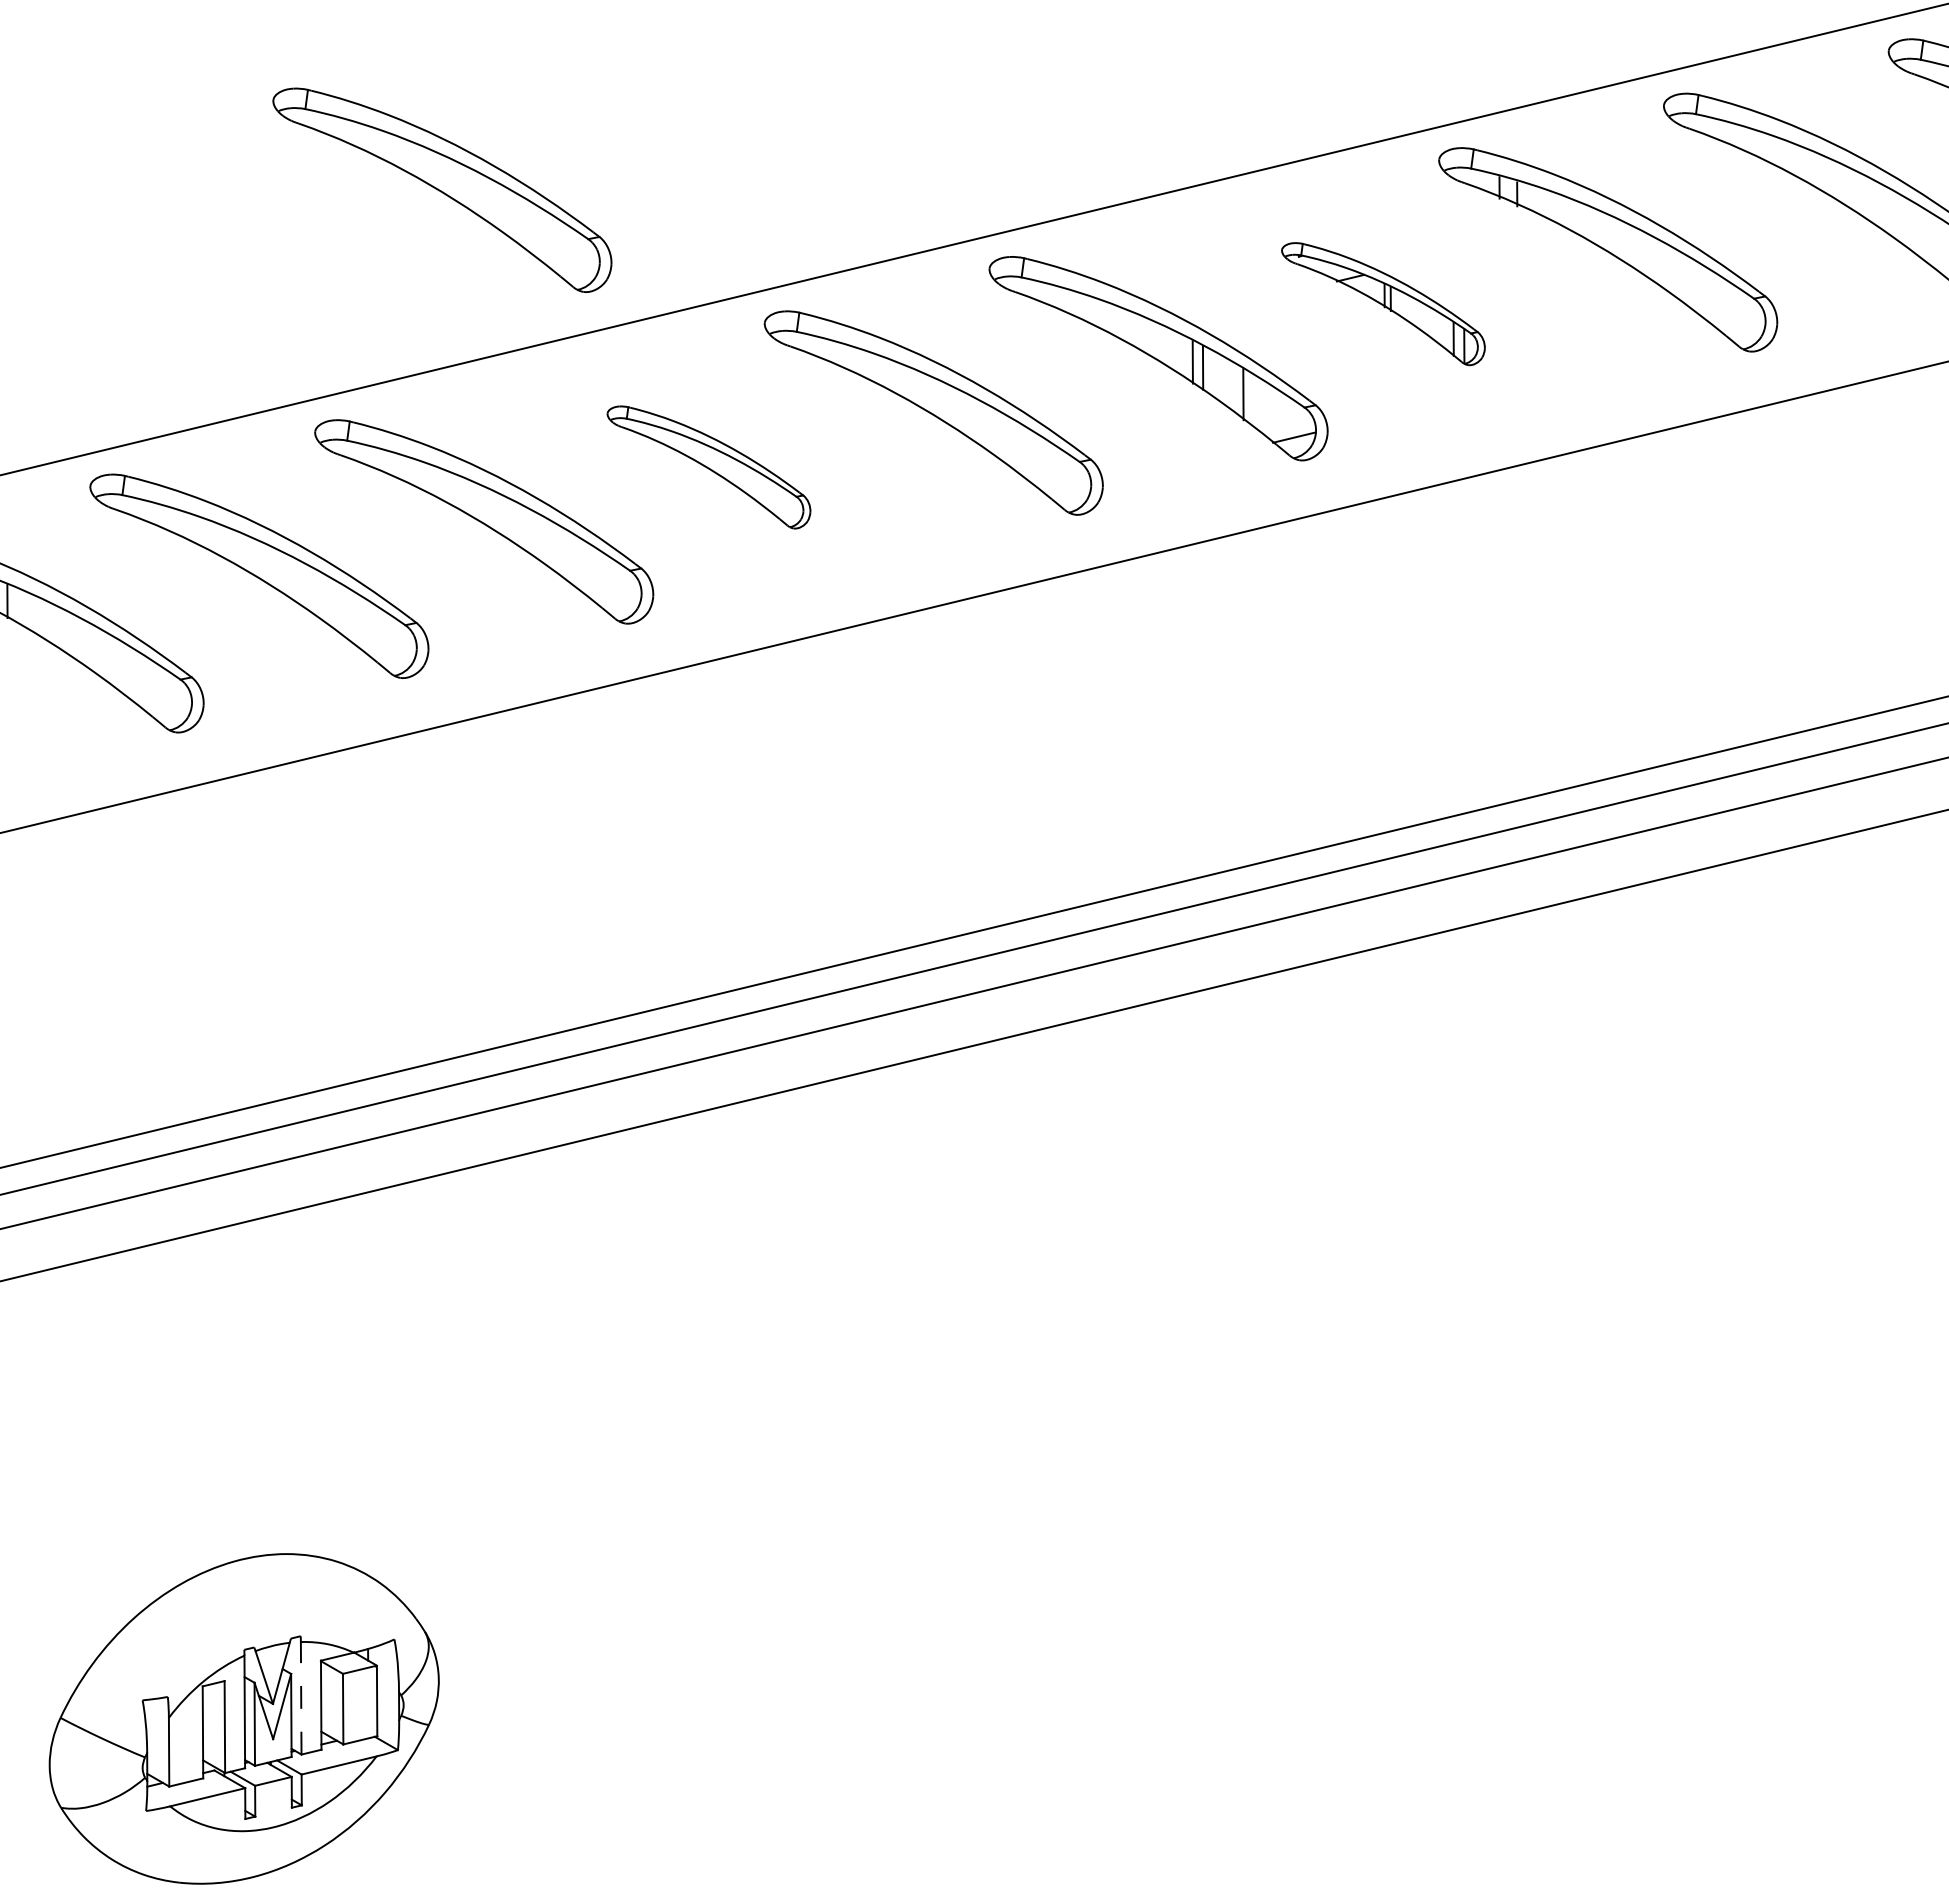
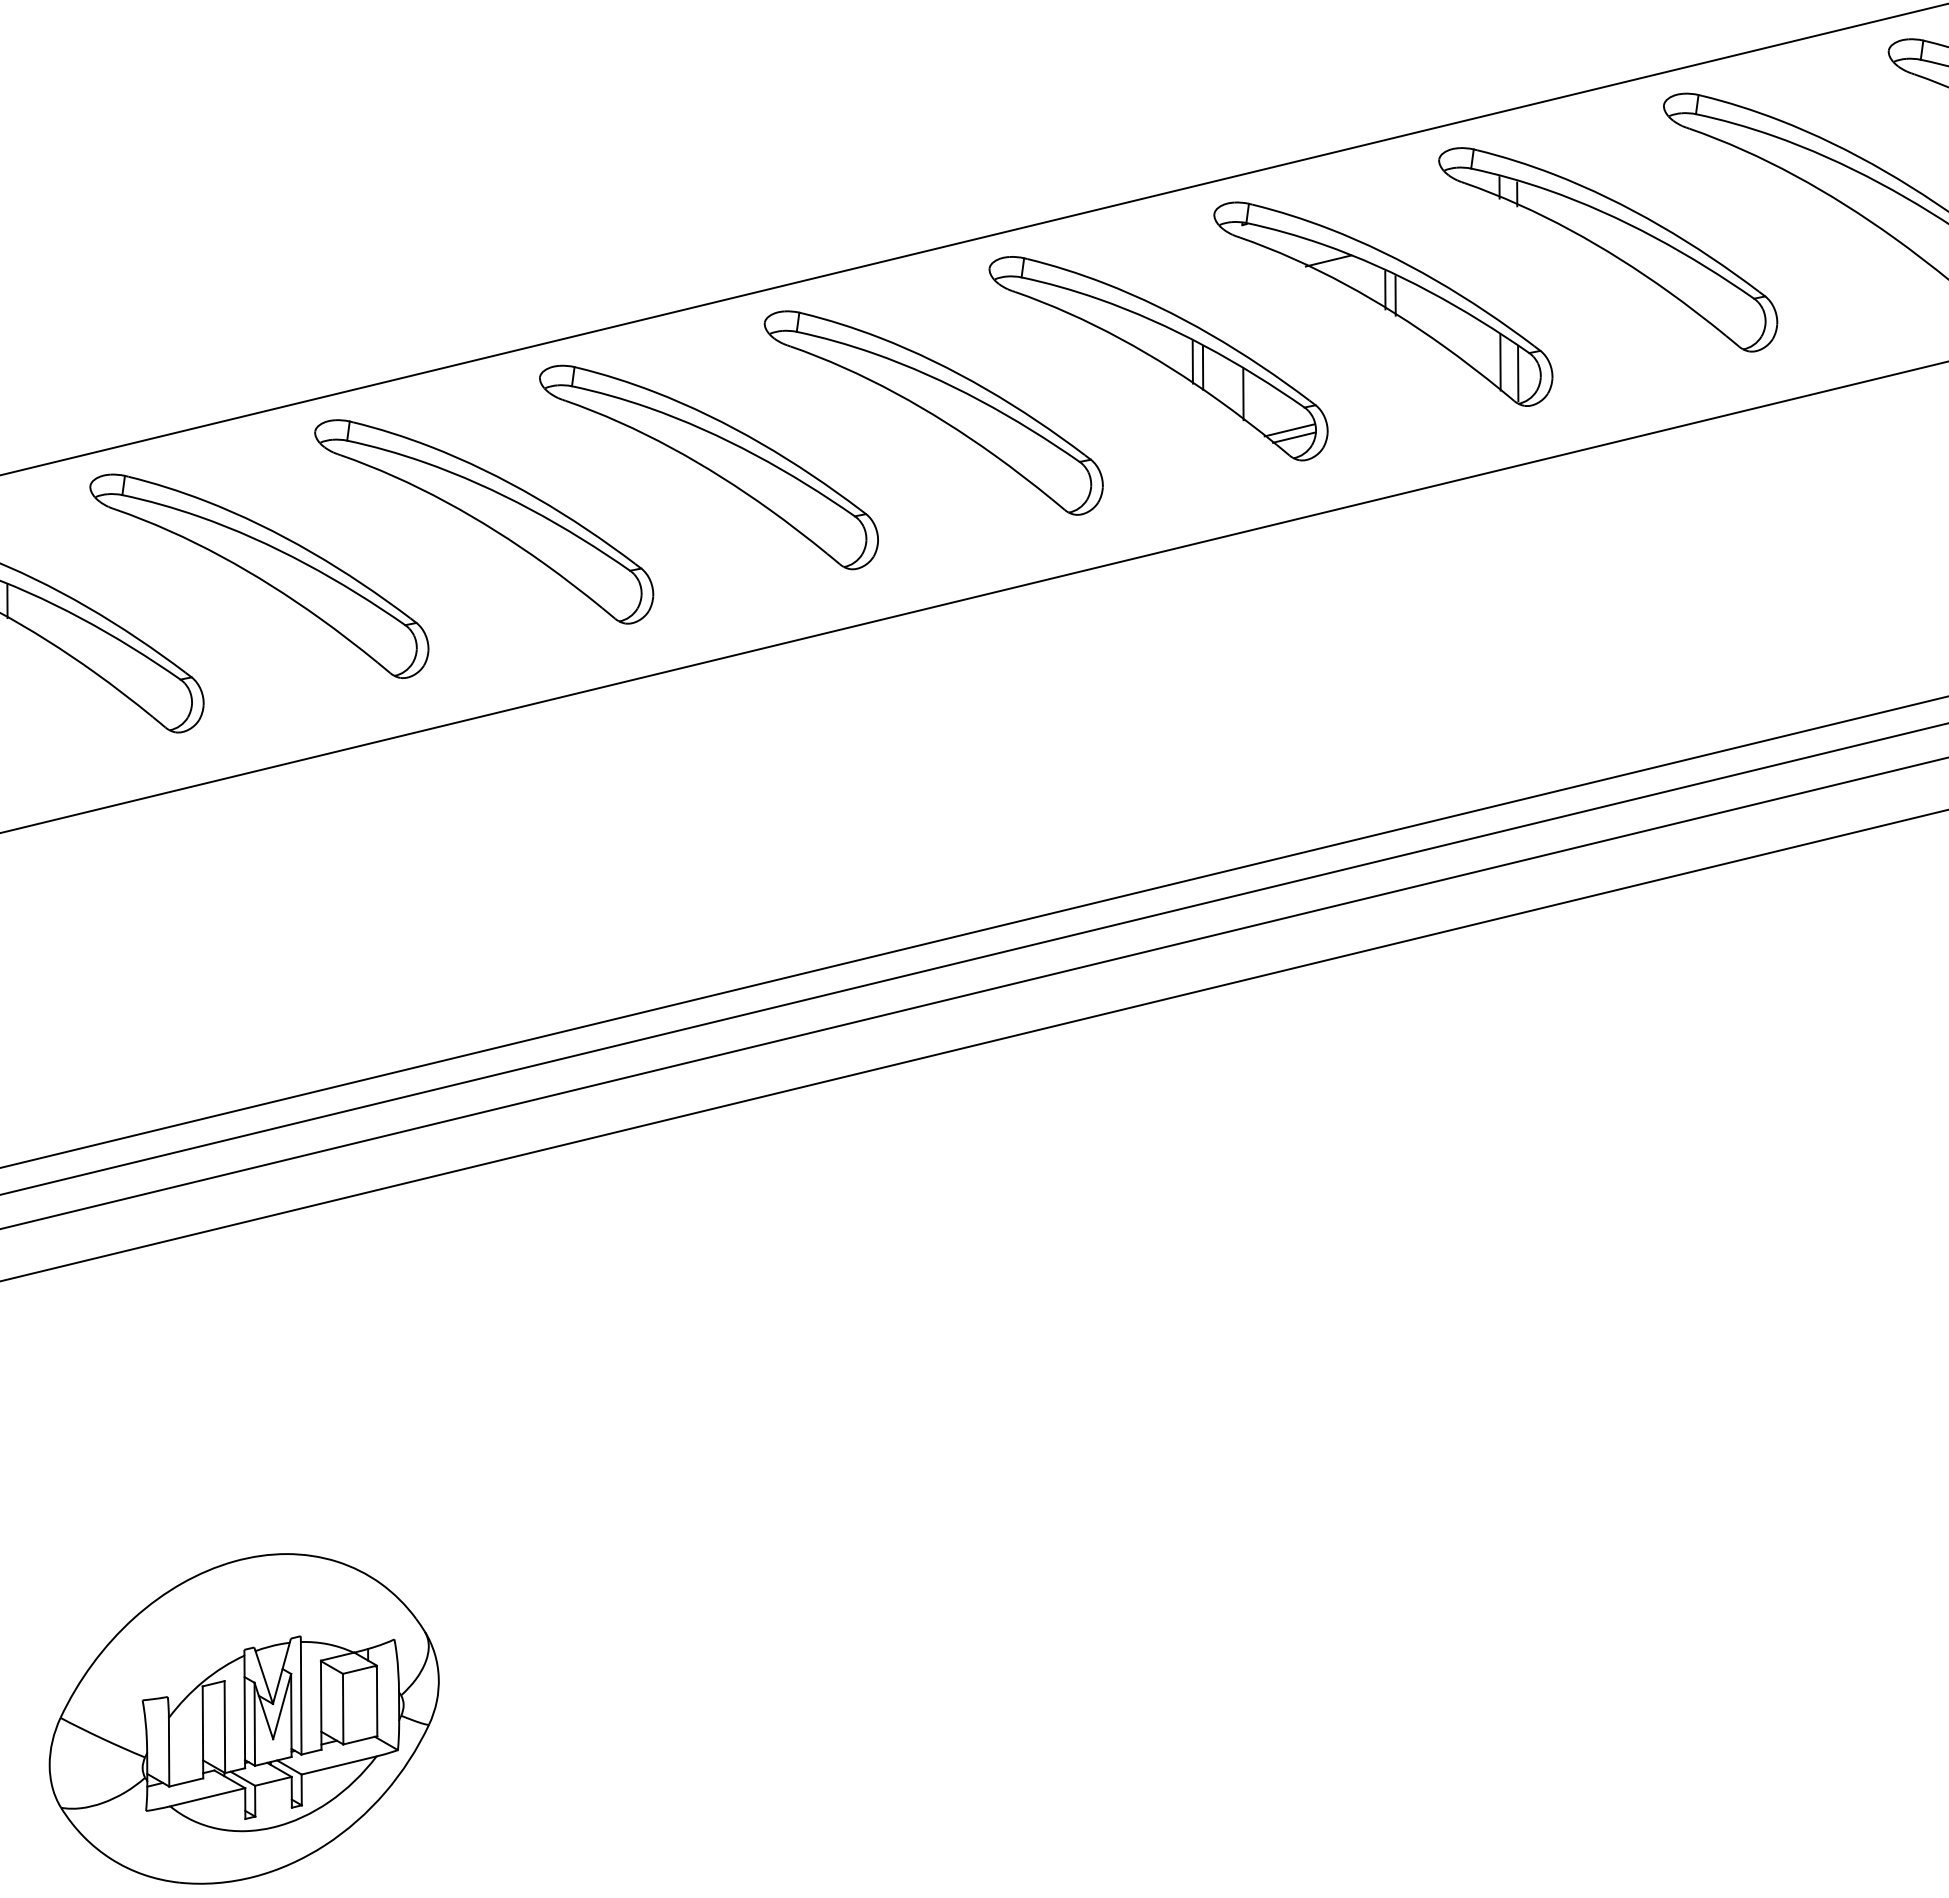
part: present -> none (442, 189)
part size: 205x125 px -> 341x206 px (1383, 303)
line: none -> present (1289, 430)
part size: 206x125 px -> 340x207 px (708, 467)
line: dashed -> solid (301, 1697)
